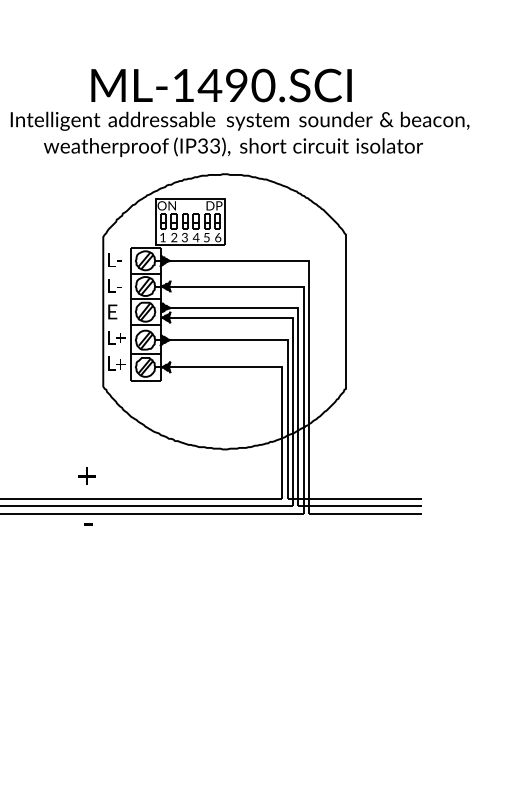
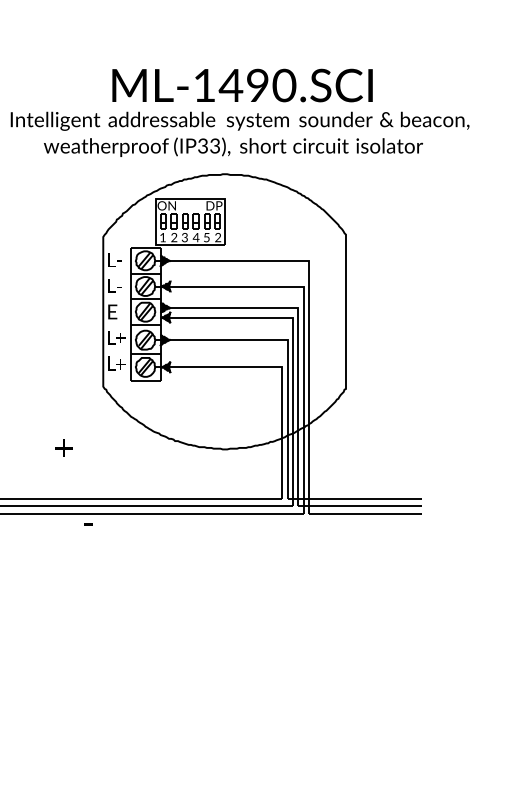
text position: (221, 85) -> (242, 85) (242, 85)
text: 6 -> 2 (218, 237)
text position: (86, 475) -> (63, 447) (63, 447)
